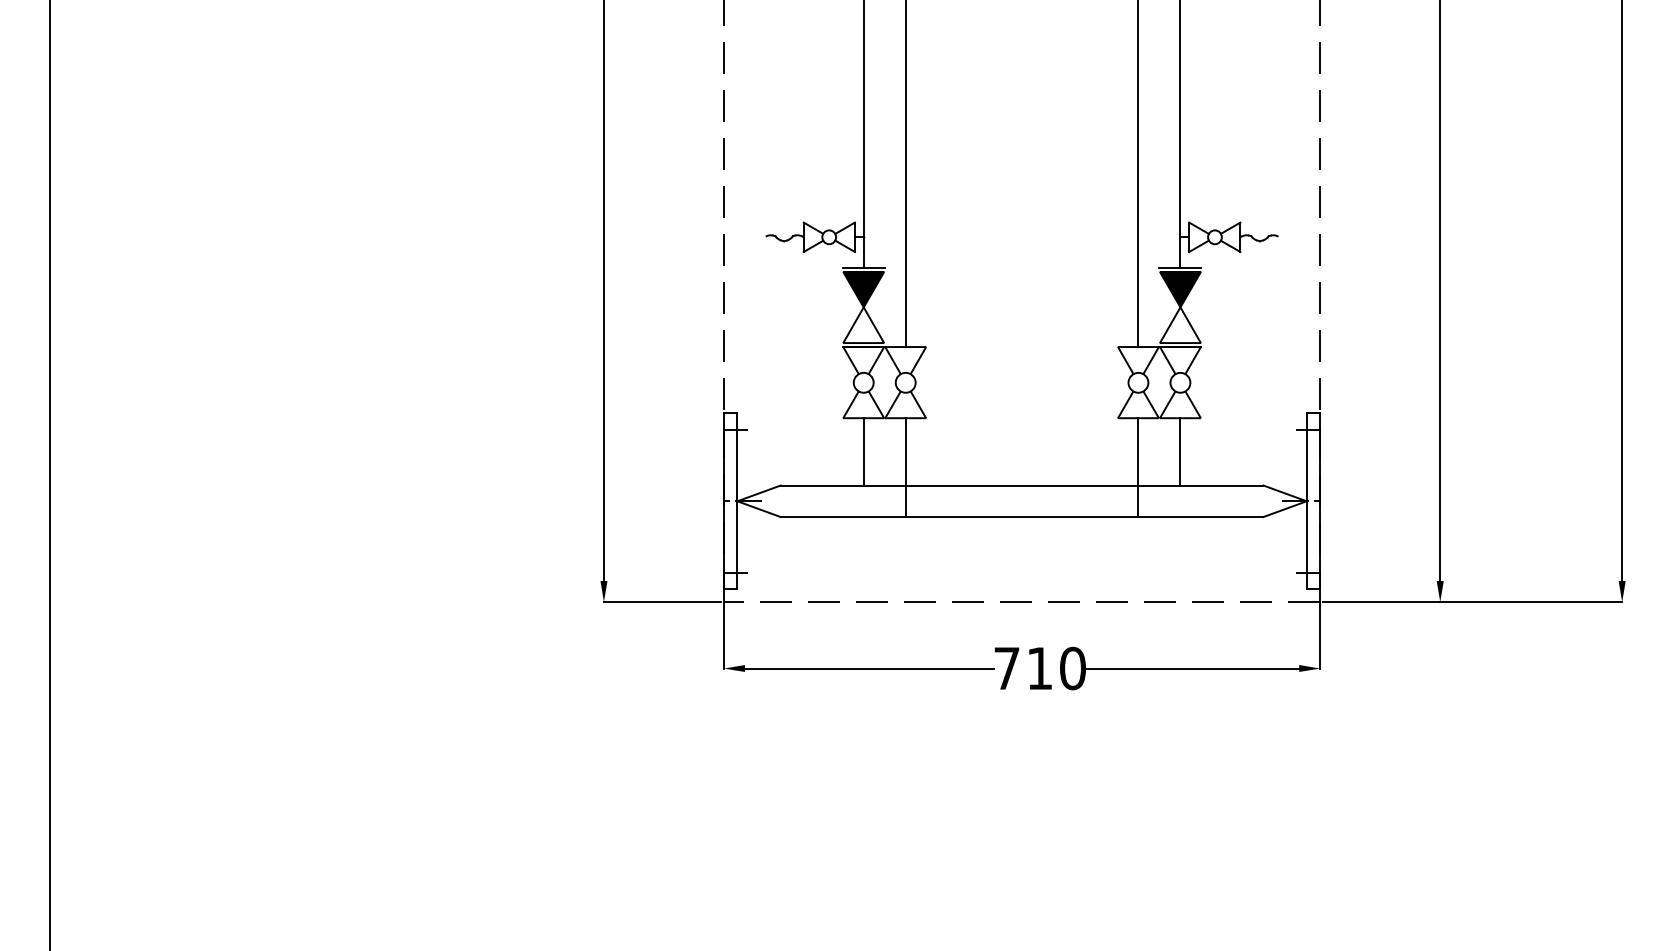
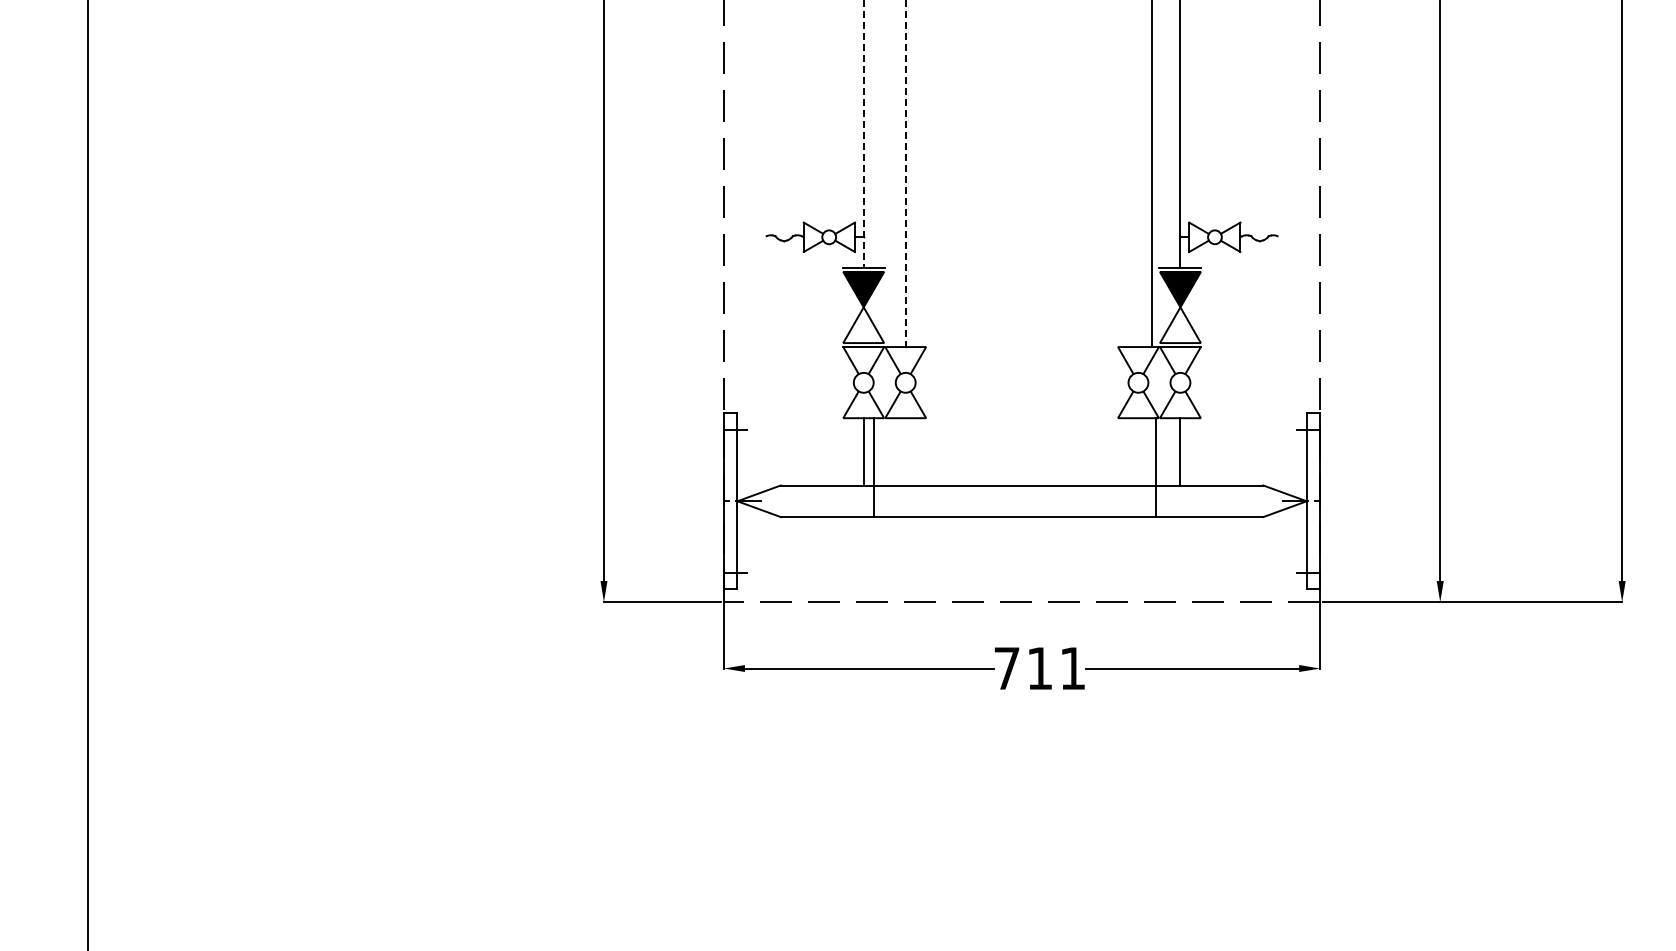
line: solid -> dashed (863, 133)
line: solid -> dashed (905, 174)
line position: (1138, 174) -> (1152, 174) (1152, 174)
line position: (905, 467) -> (873, 467) (873, 467)
line position: (1138, 467) -> (1156, 467) (1156, 467)
line position: (50, 474) -> (88, 474) (88, 474)
text: 710 -> 711 (1072, 668)
